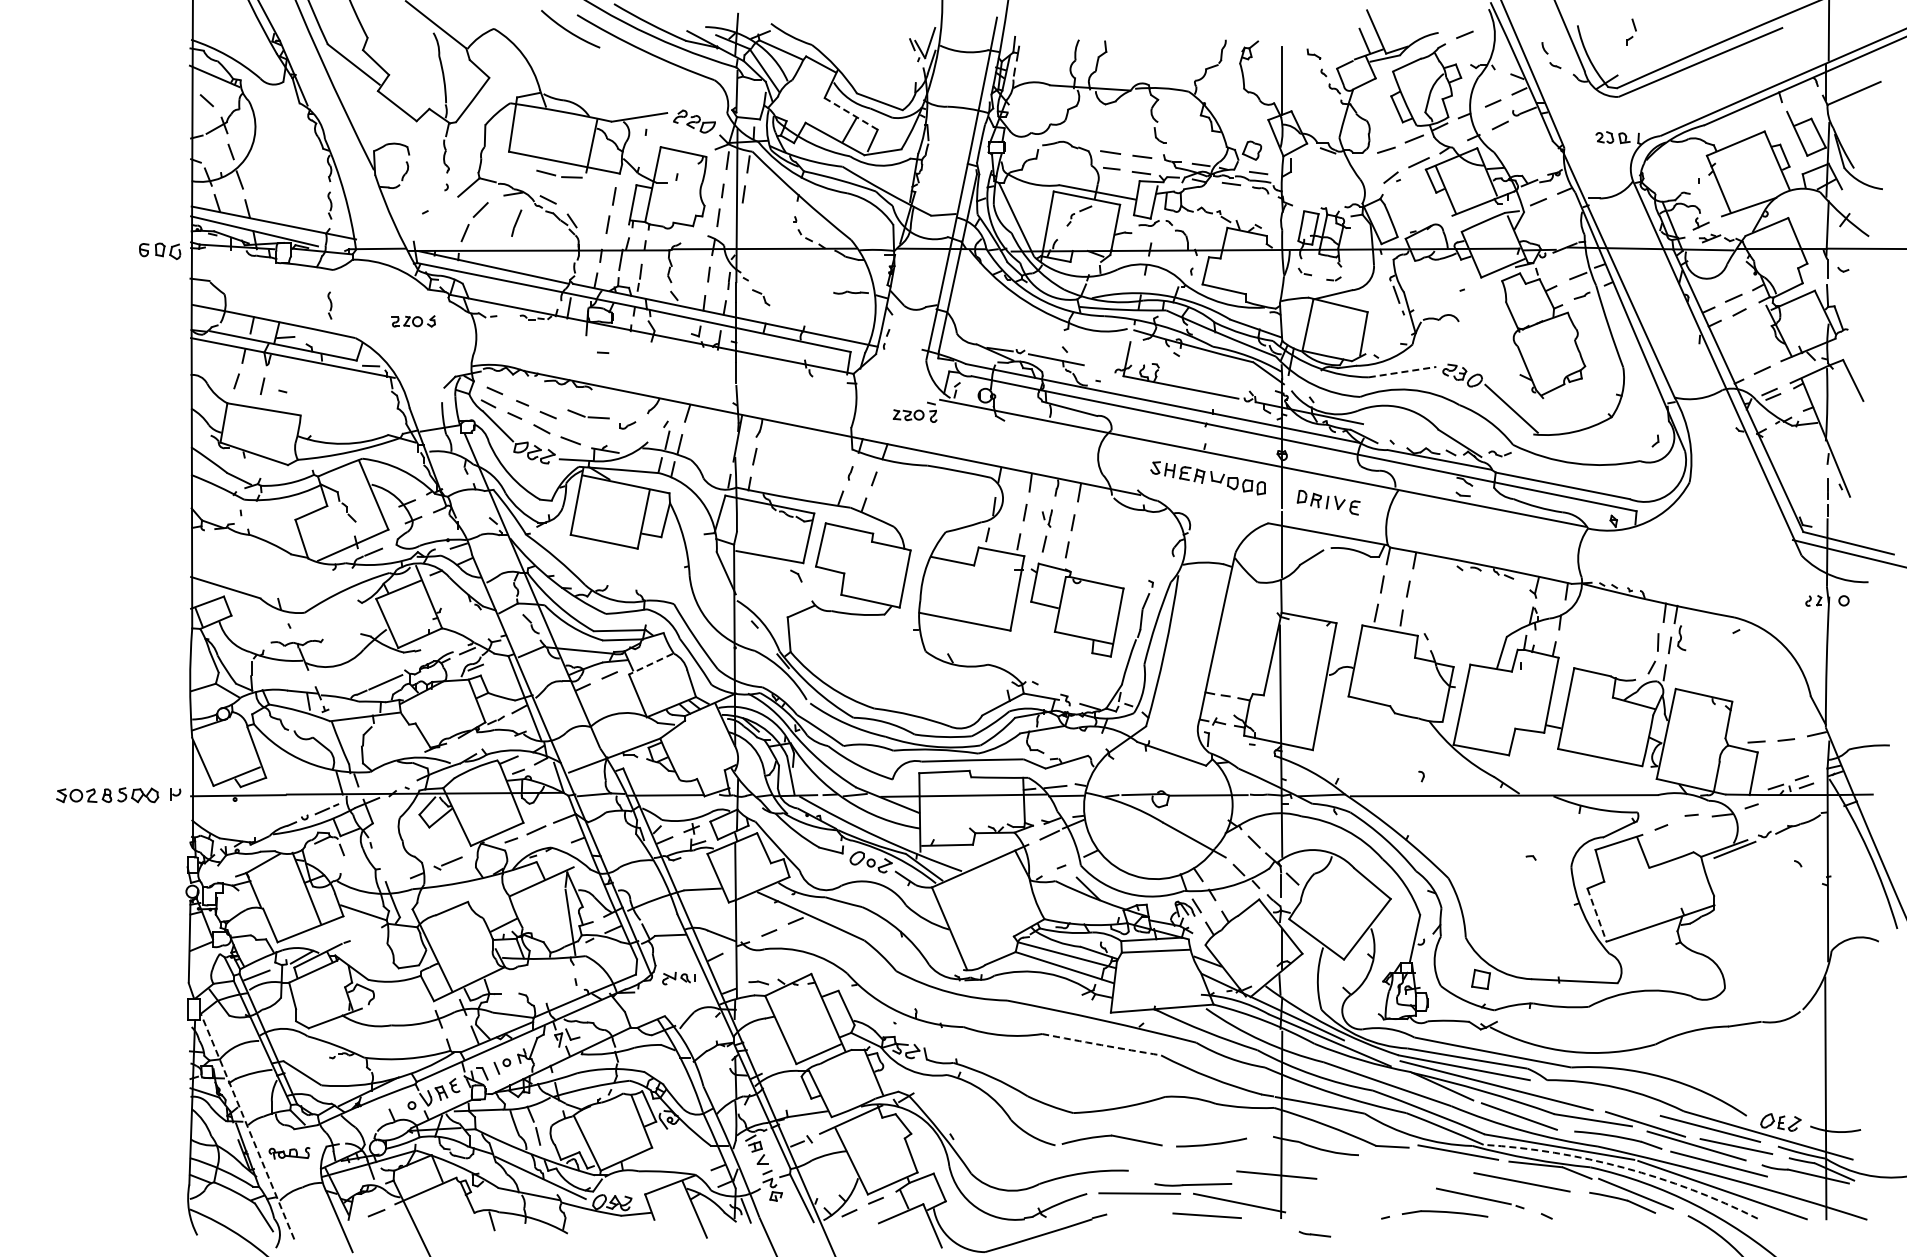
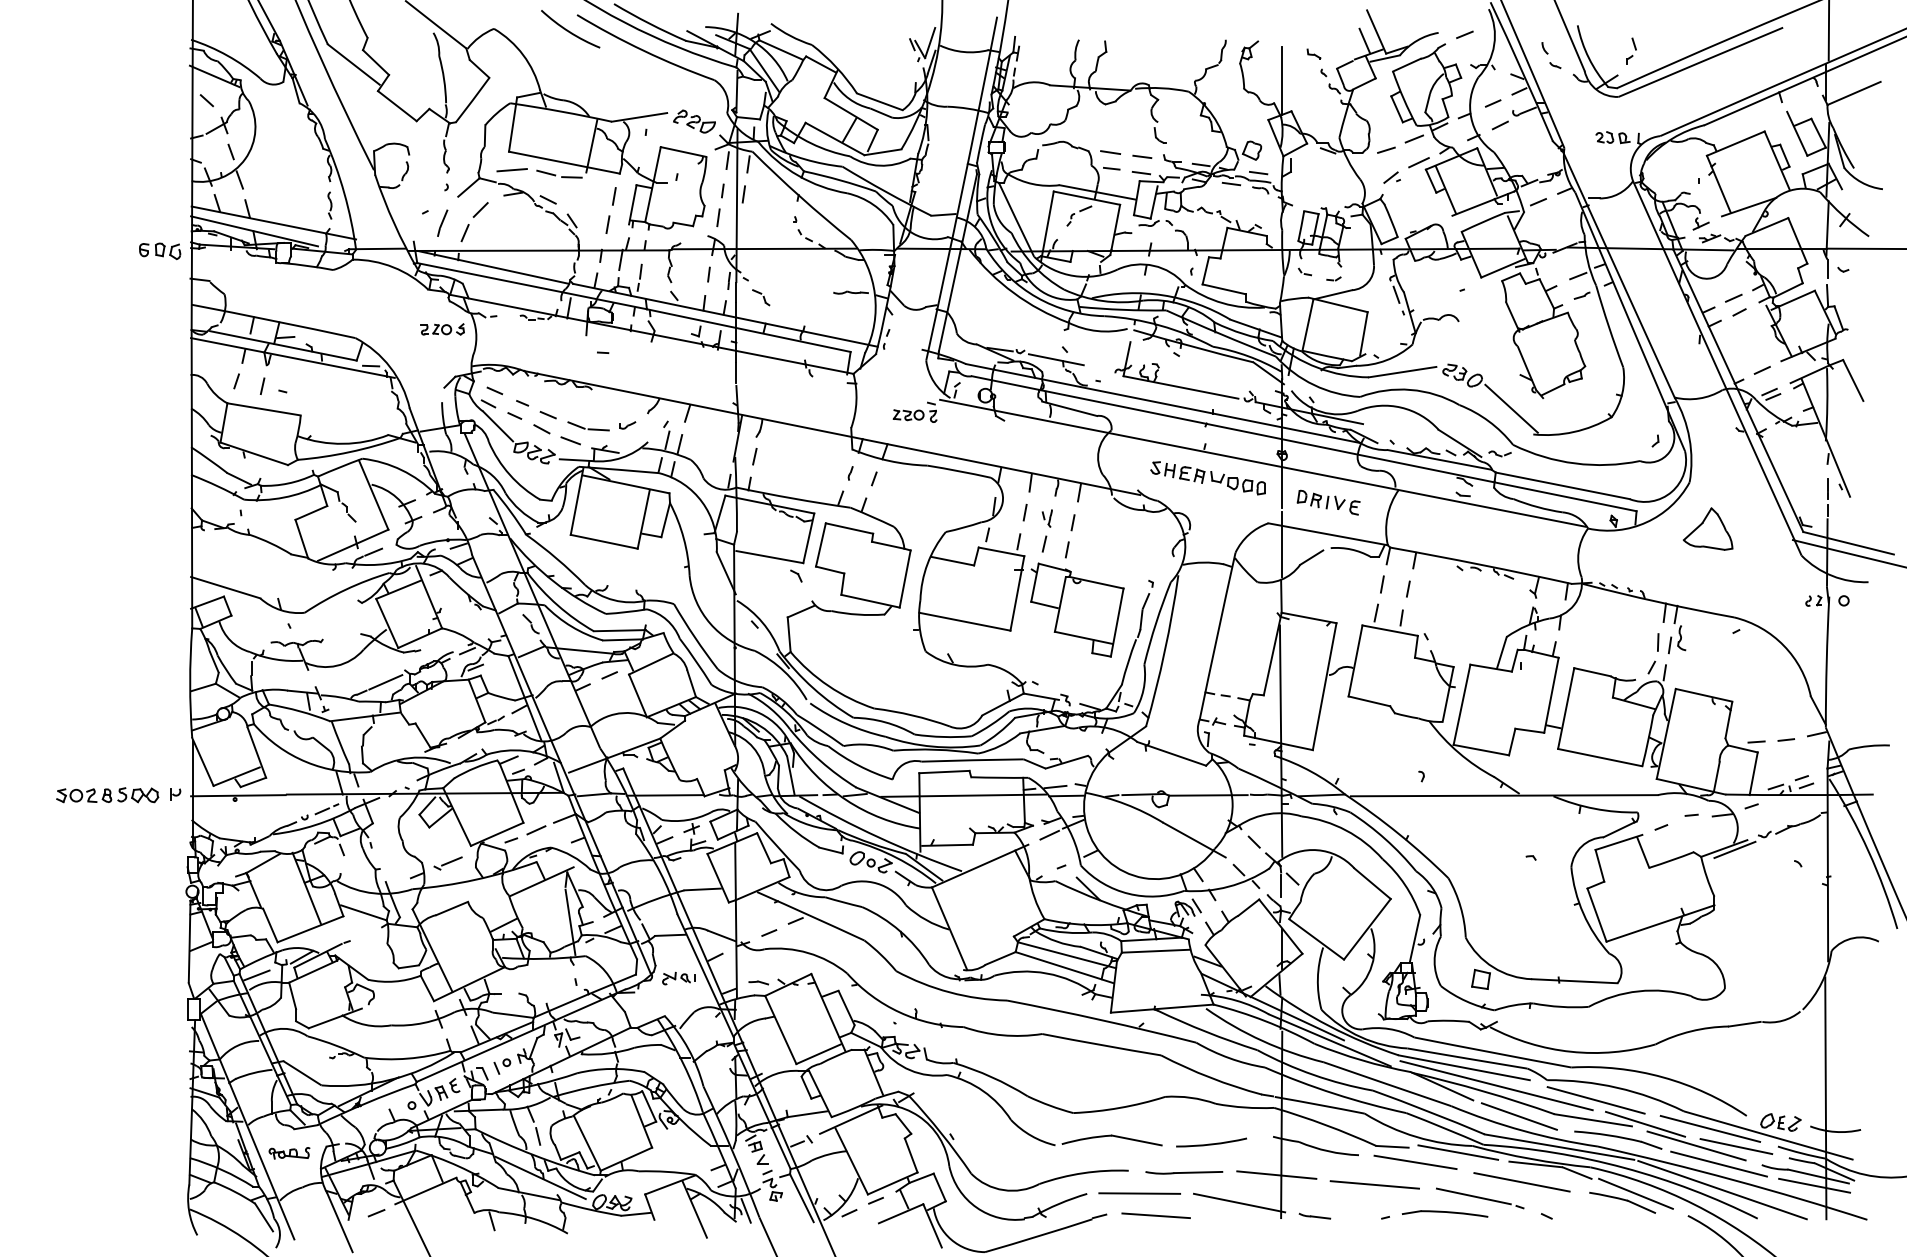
part position: (1631, 31) -> (1631, 50) (1631, 50)
line: dashed -> solid (851, 113)
line: none -> present (511, 170)
line position: (516, 222) -> (442, 222) (442, 222)
part: present -> none (329, 305)
part position: (413, 321) -> (442, 329) (442, 329)
line: dashed -> solid (1403, 372)
part position: (588, 414) -> (588, 426) (588, 426)
part: none -> present (1708, 528)
line: dashed -> solid (650, 664)
line: dashed -> solid (1597, 915)
arc: dashed -> solid (1101, 1045)
line: none -> present (1595, 1100)
line: dashed -> solid (247, 1126)
line: none -> present (1415, 1161)
arc: dashed -> solid (1624, 1167)
line position: (1193, 1184) -> (1184, 1172) (1184, 1172)
line: none -> present (1374, 1184)
line: none -> present (1814, 1185)
line position: (1206, 1215) -> (1155, 1215) (1155, 1215)
part position: (1314, 1233) -> (1314, 1215) (1314, 1215)
